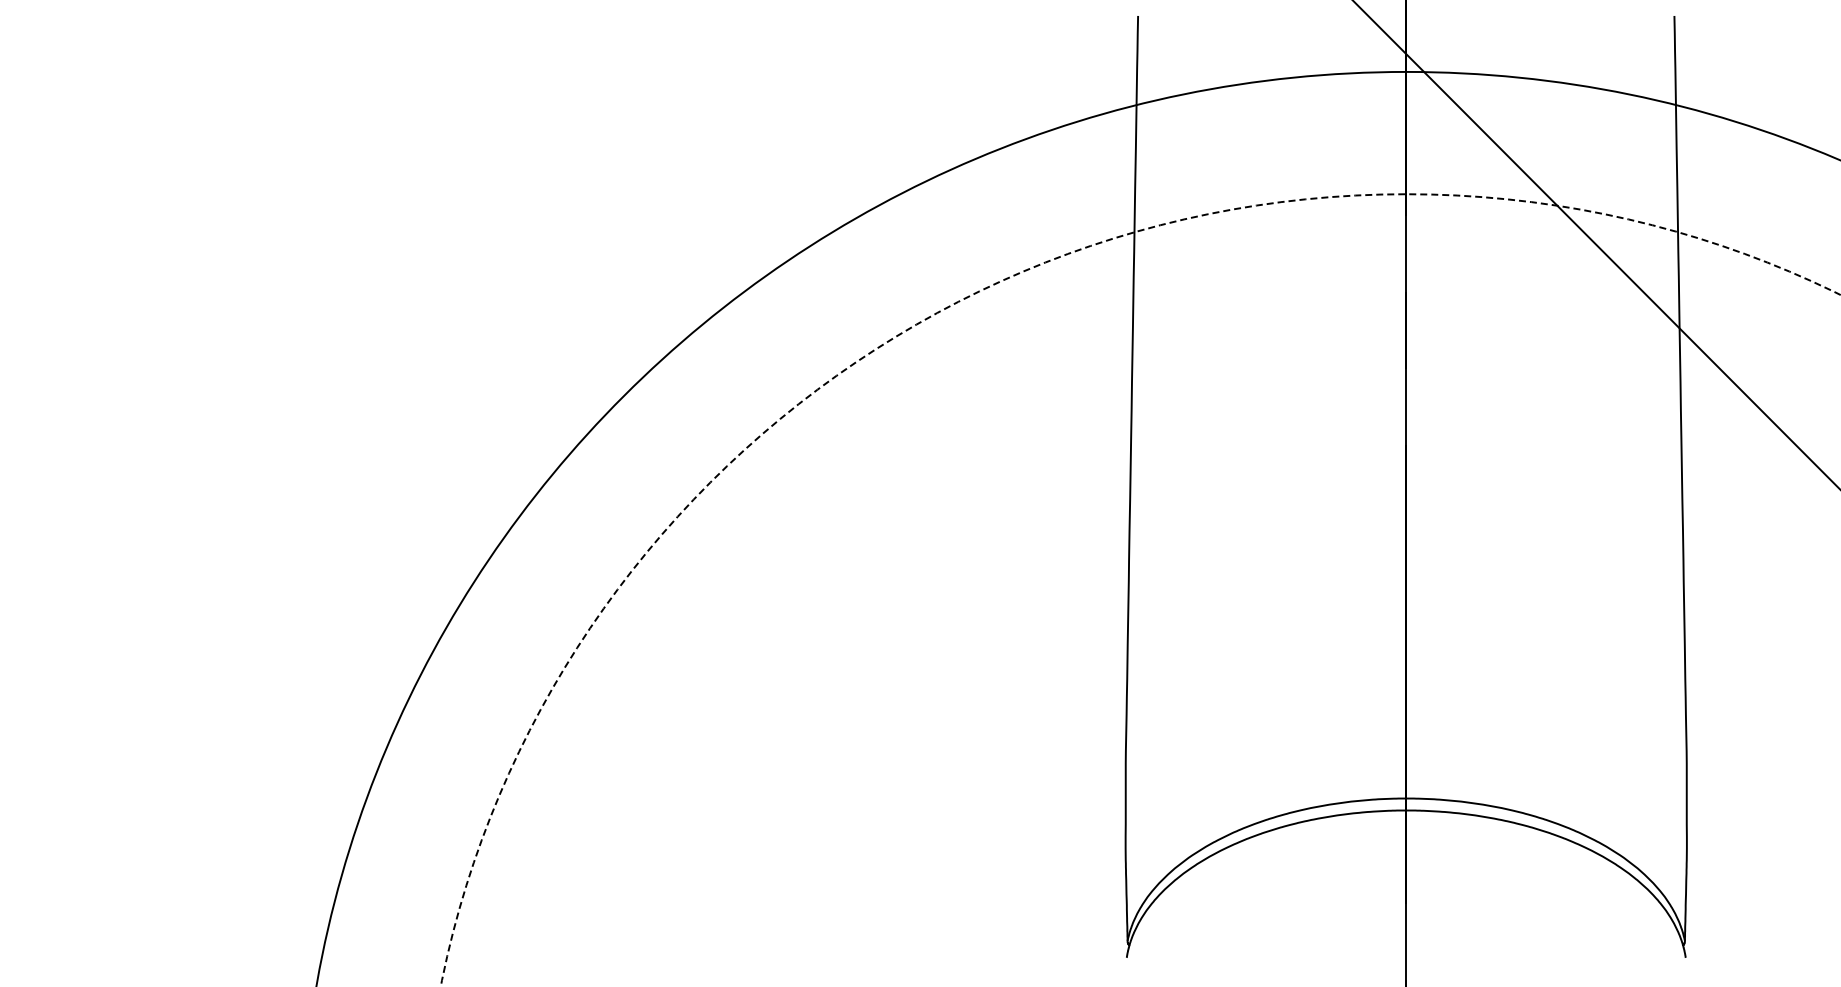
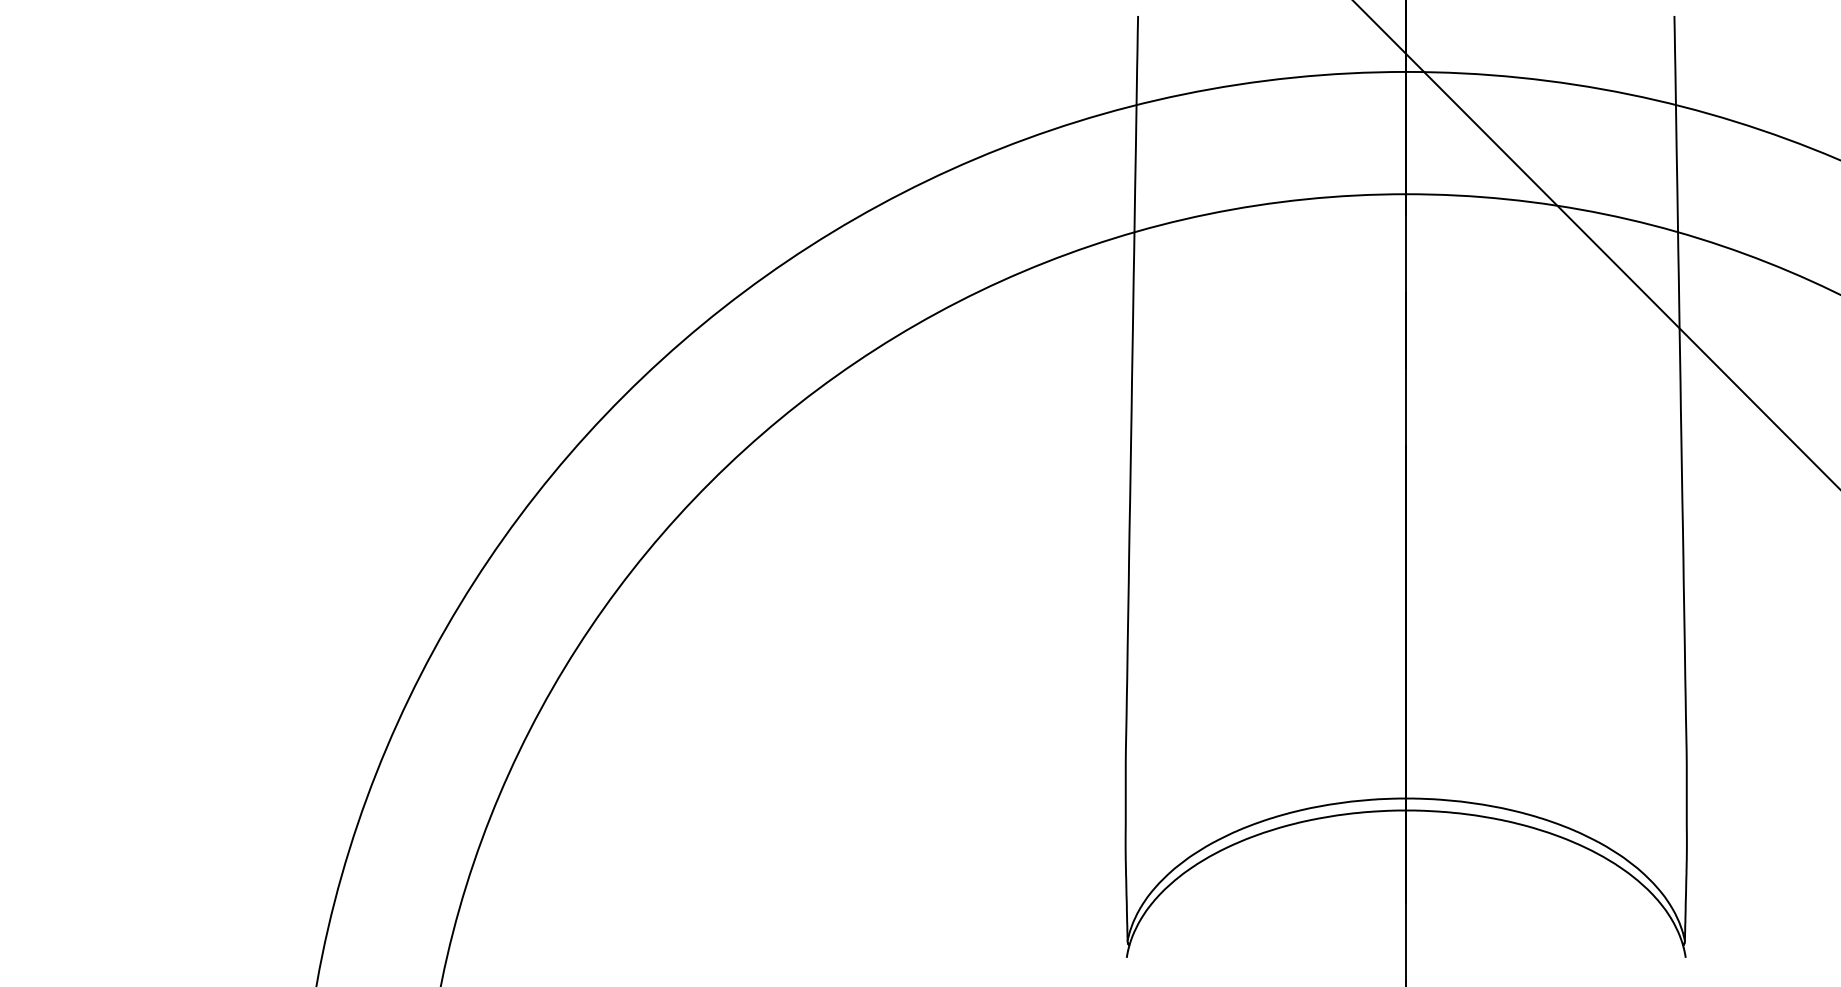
circle: dashed -> solid (1140, 590)
